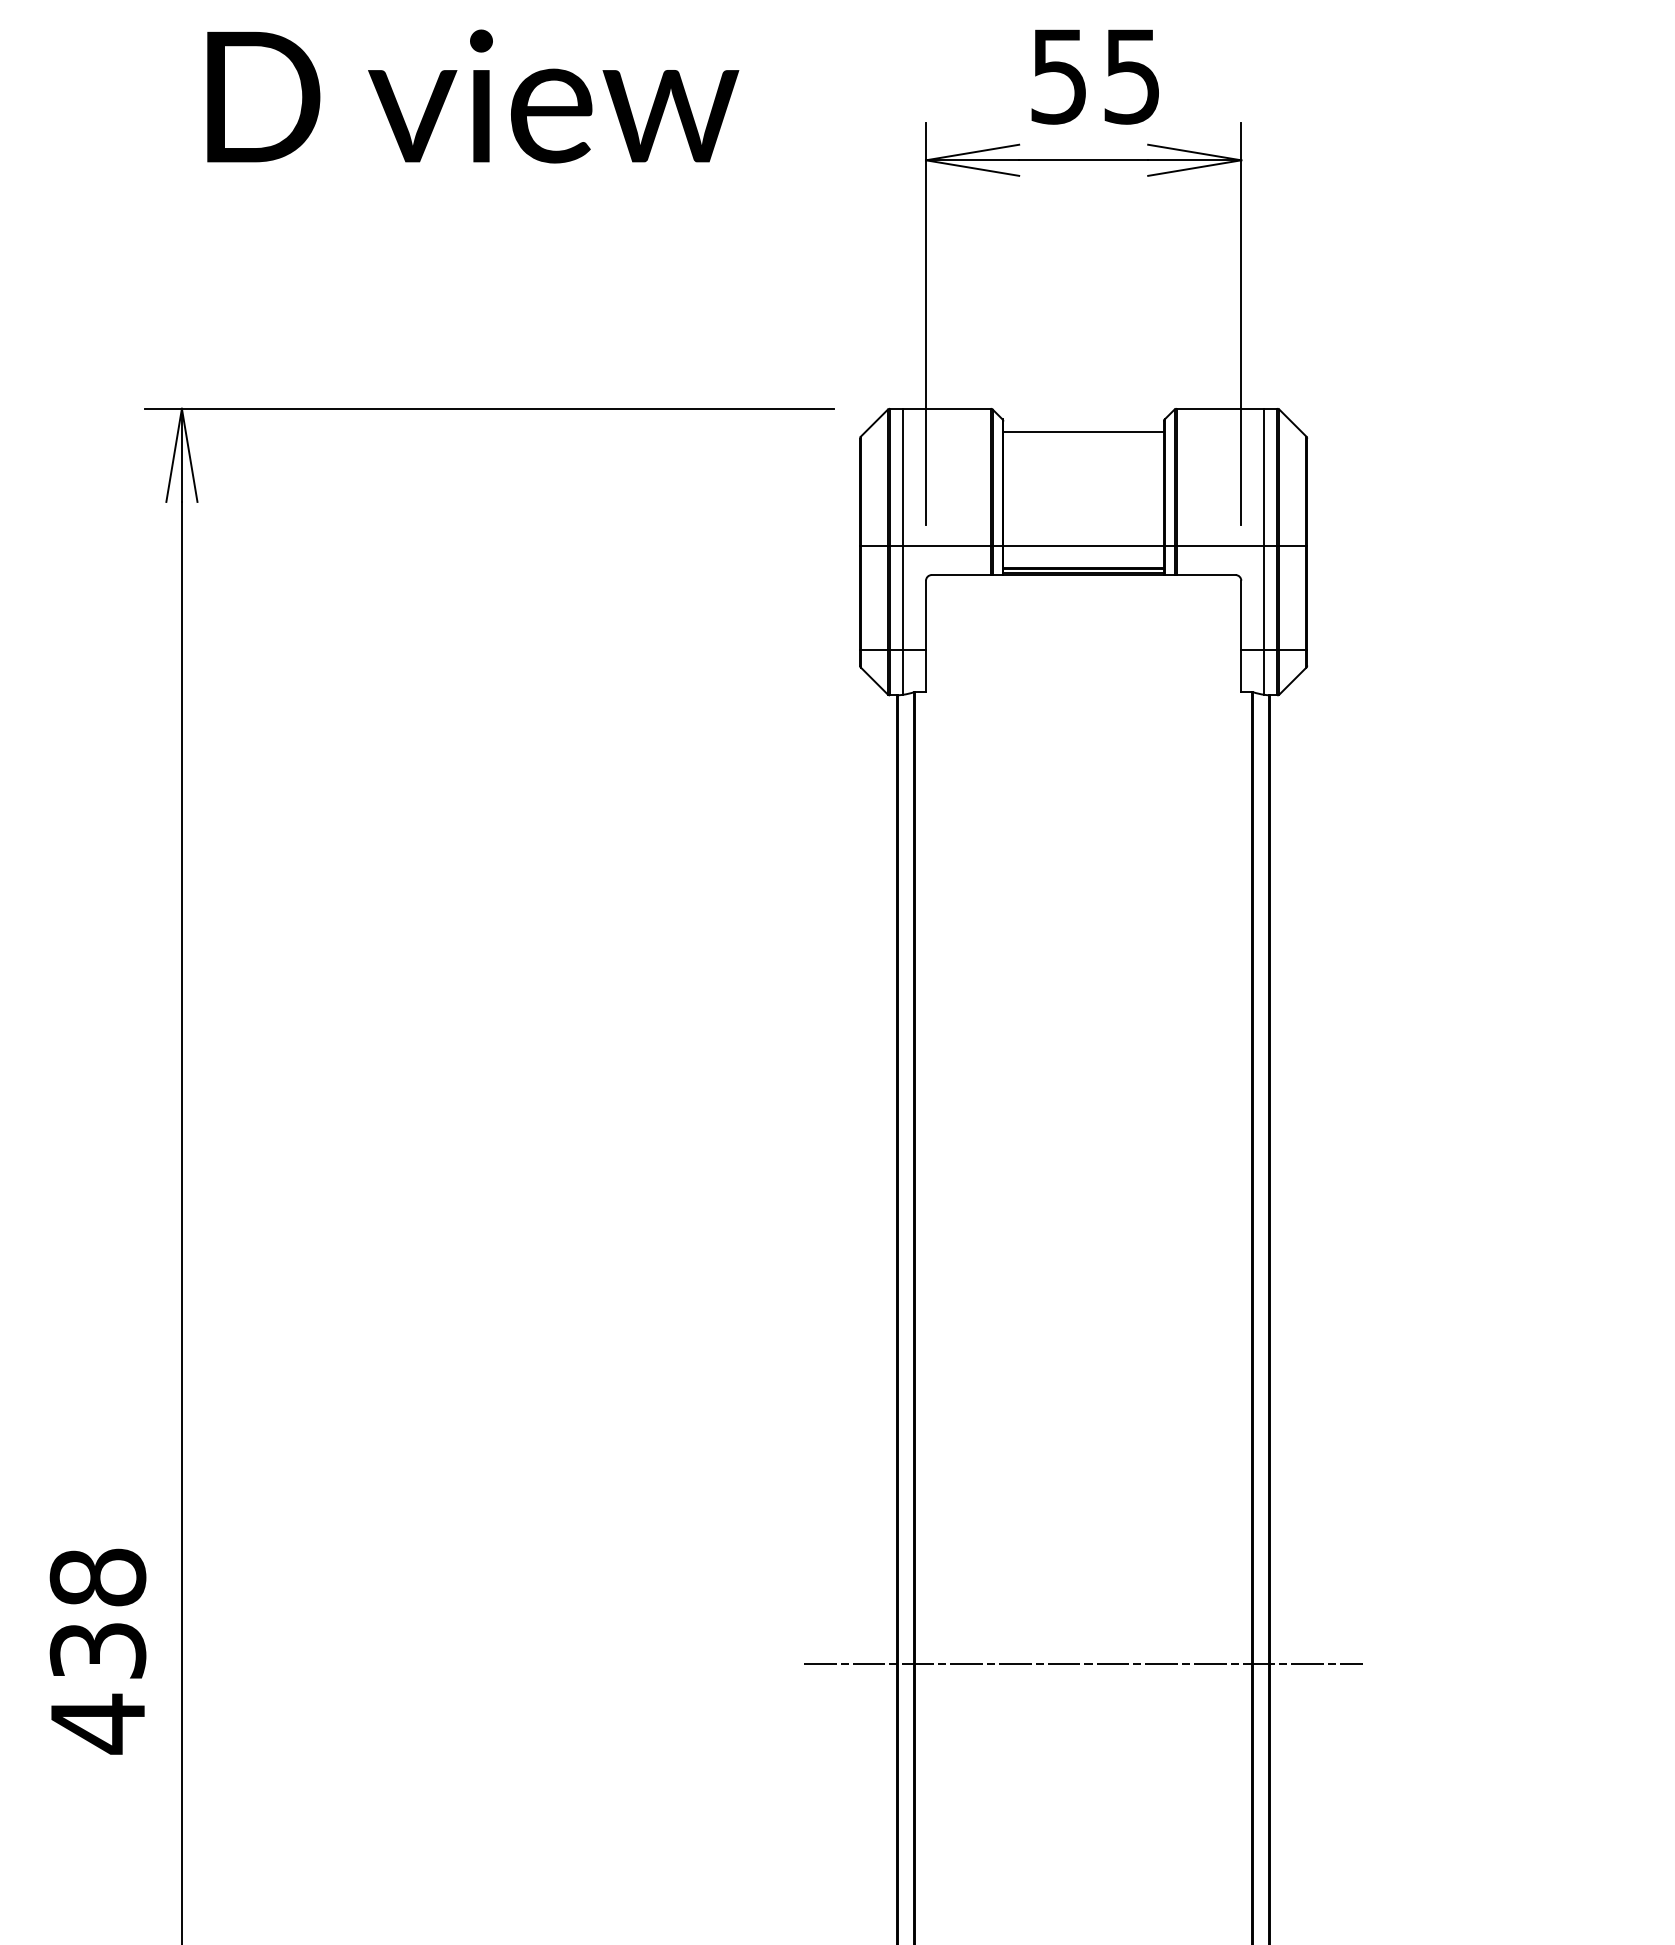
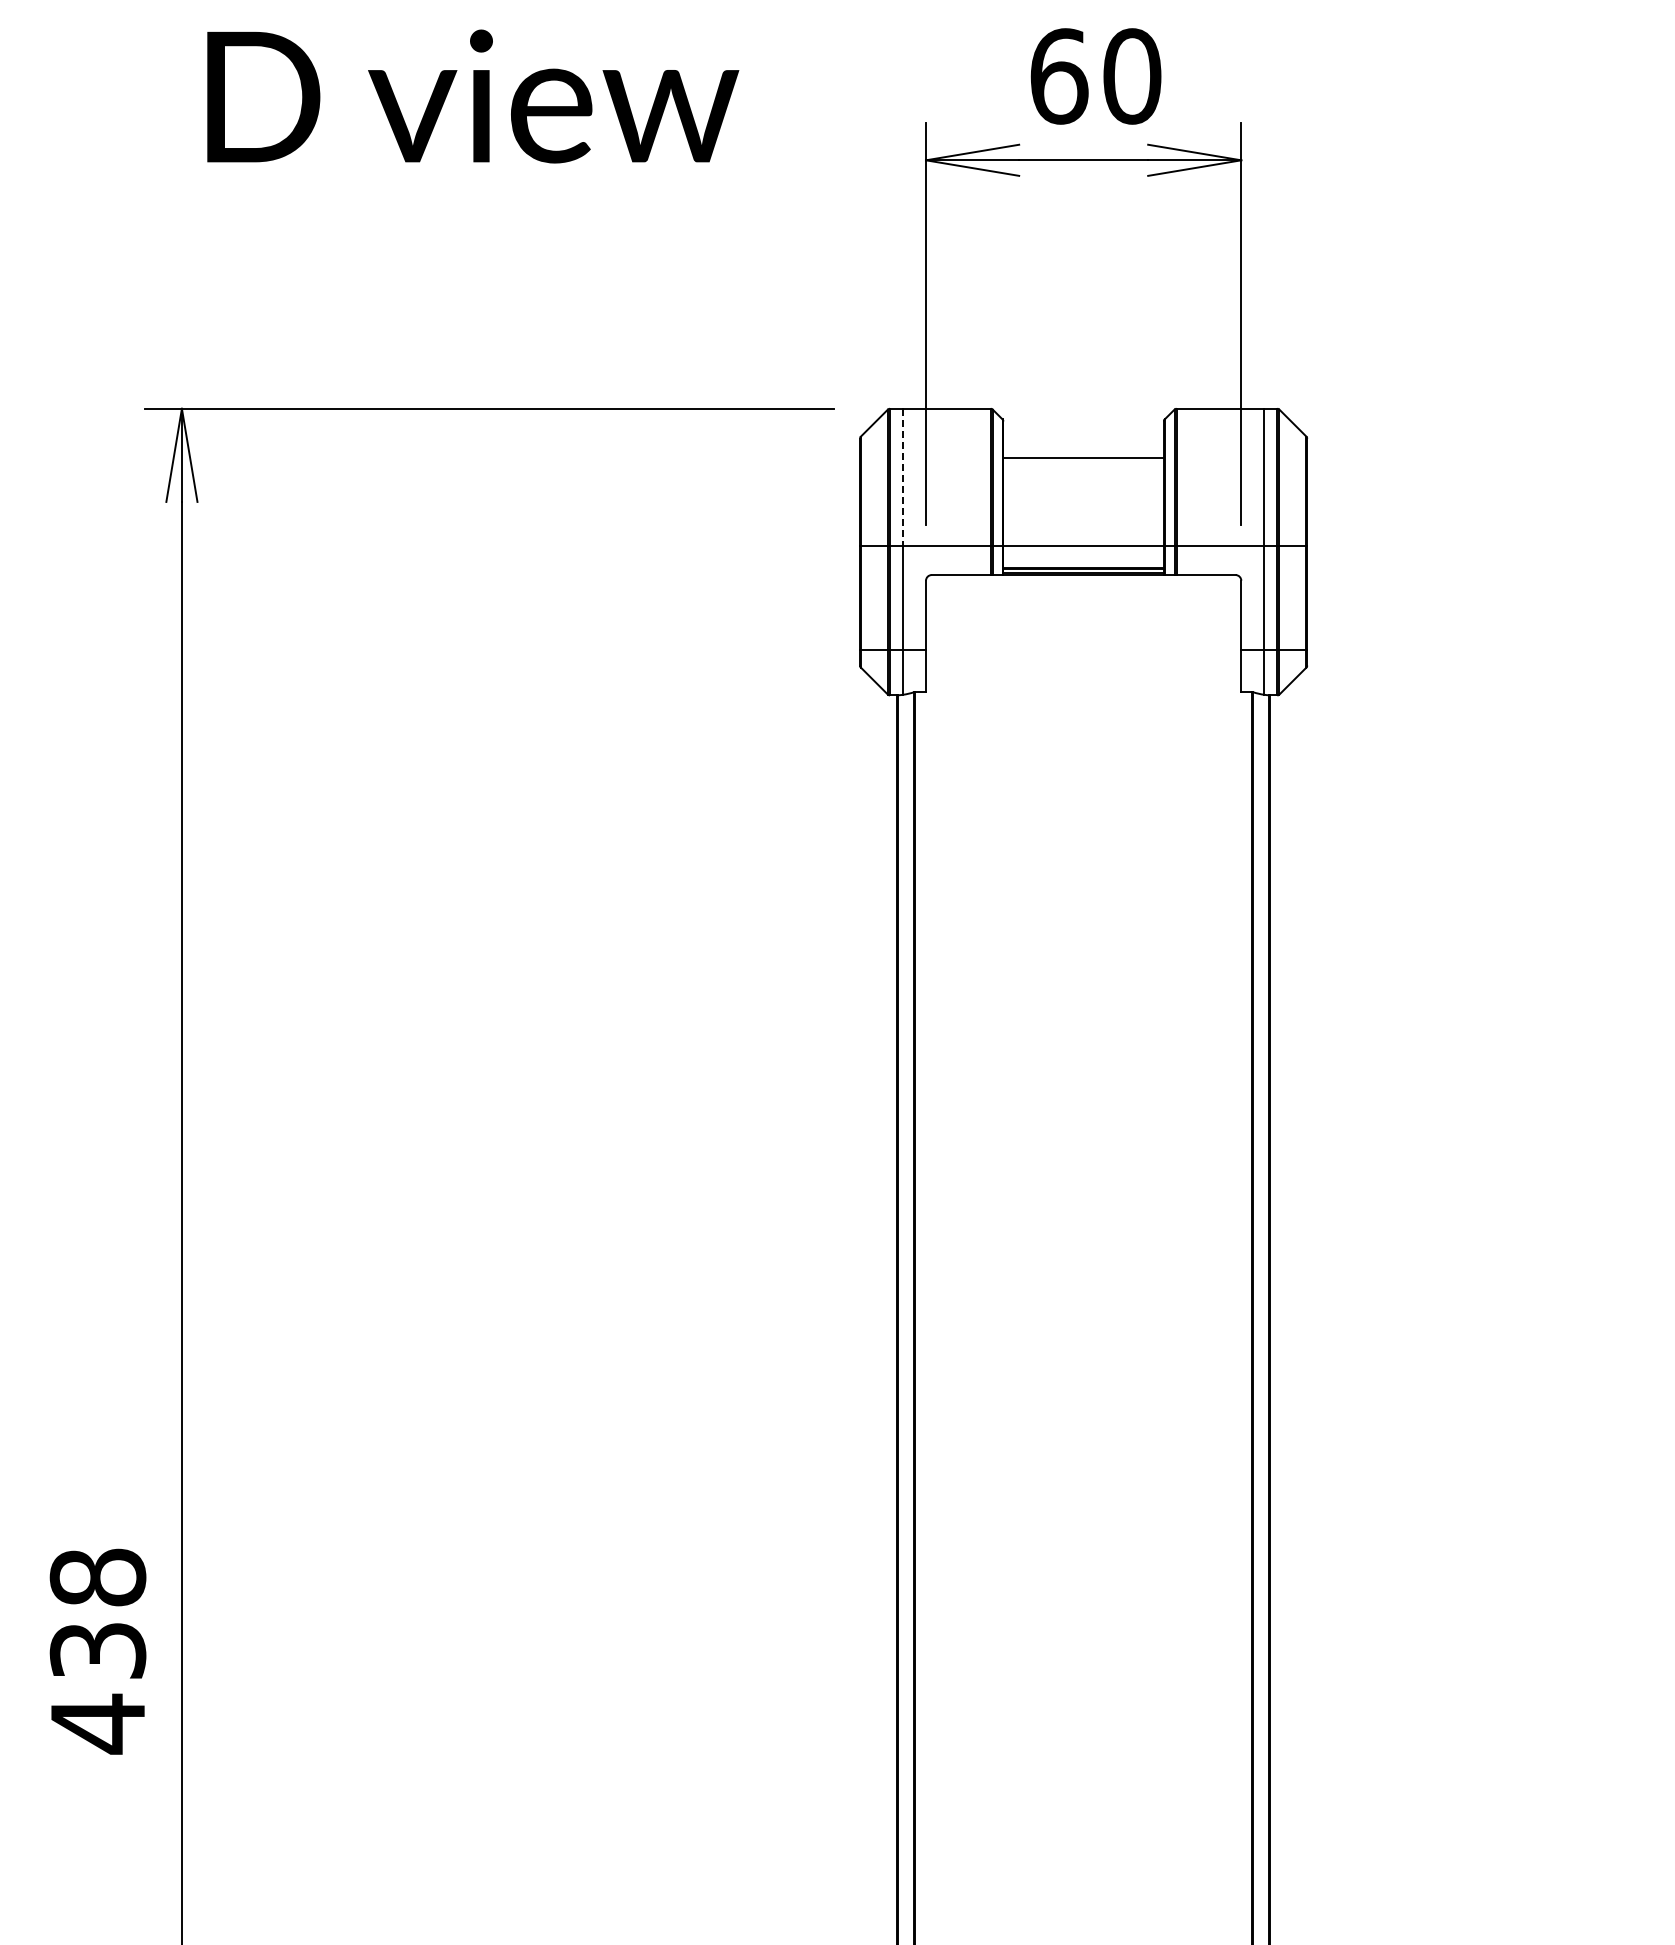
text: 55 -> 60 (1095, 76)
line position: (1083, 431) -> (1083, 457) (1083, 457)
line: solid -> dashed (903, 477)
line: present -> none (1083, 1664)
